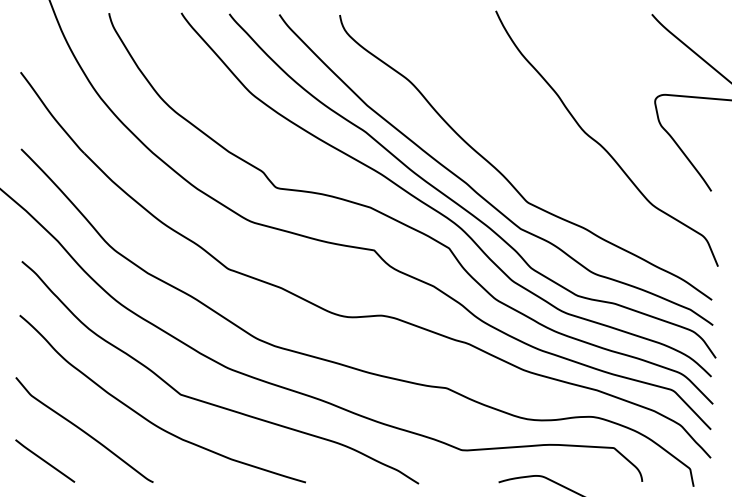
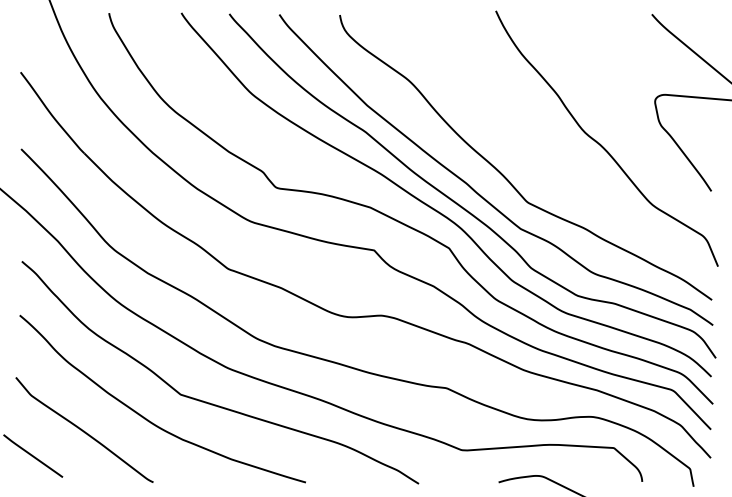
line position: (45, 460) -> (33, 455) (33, 455)
